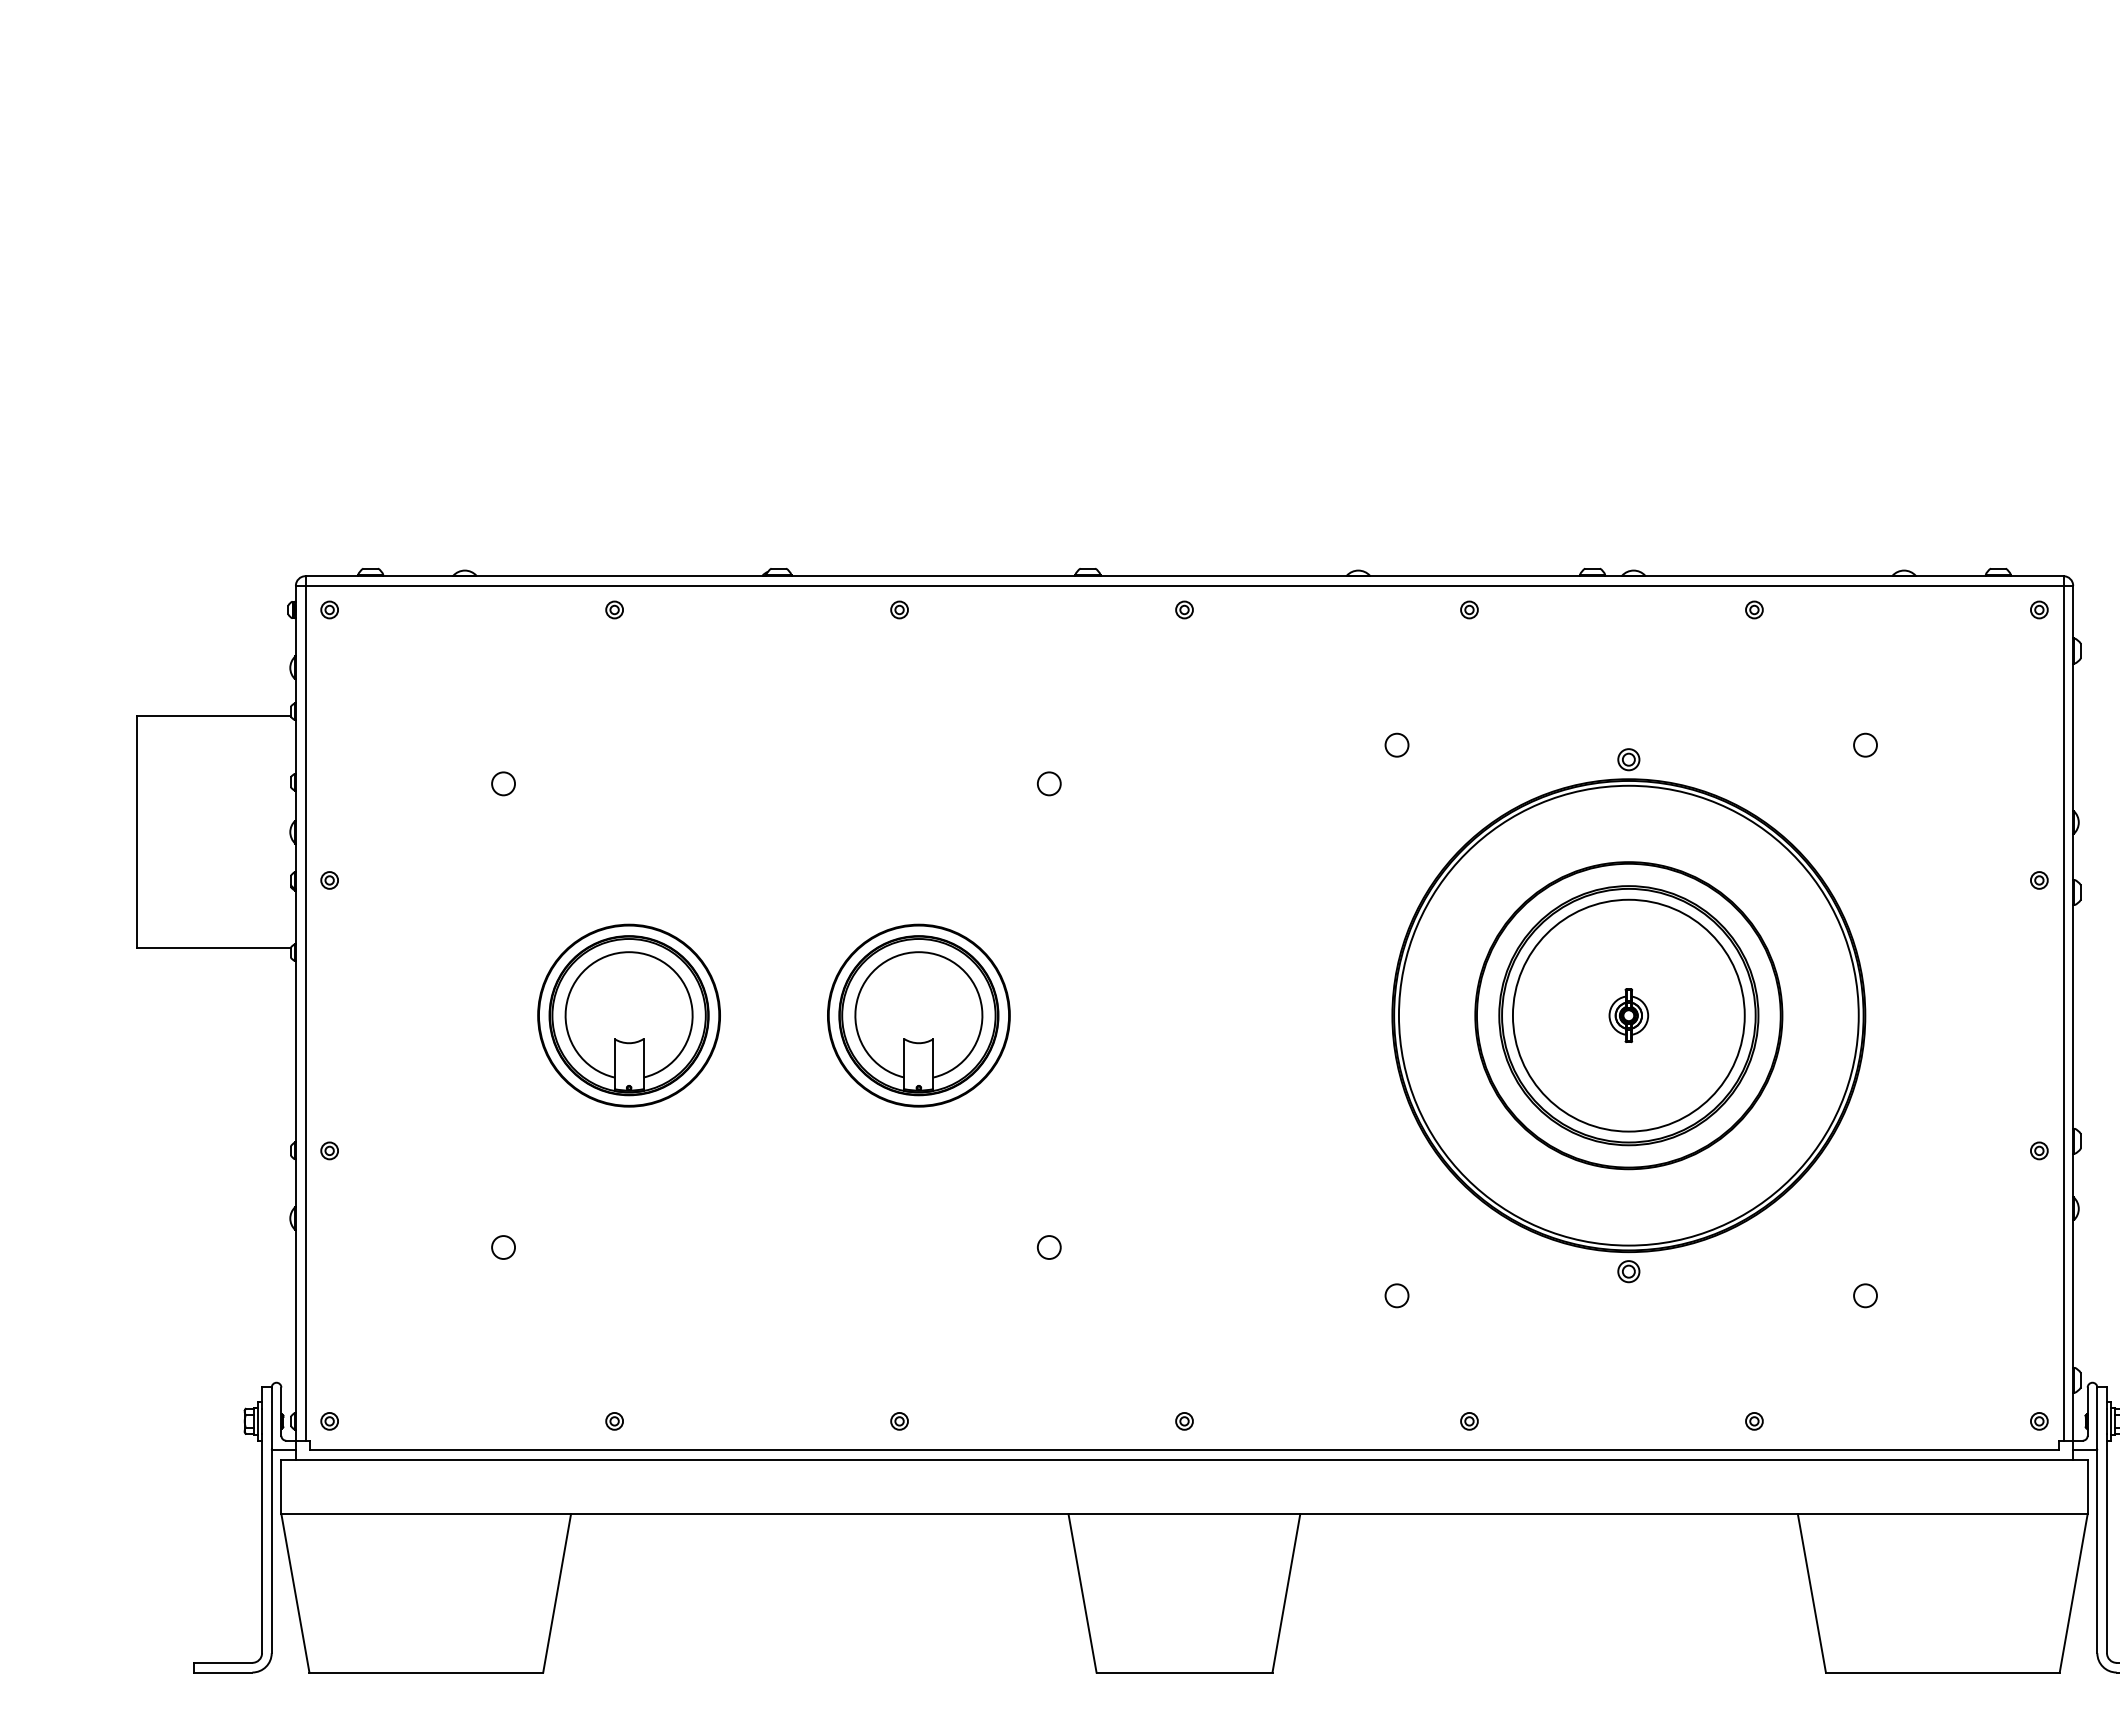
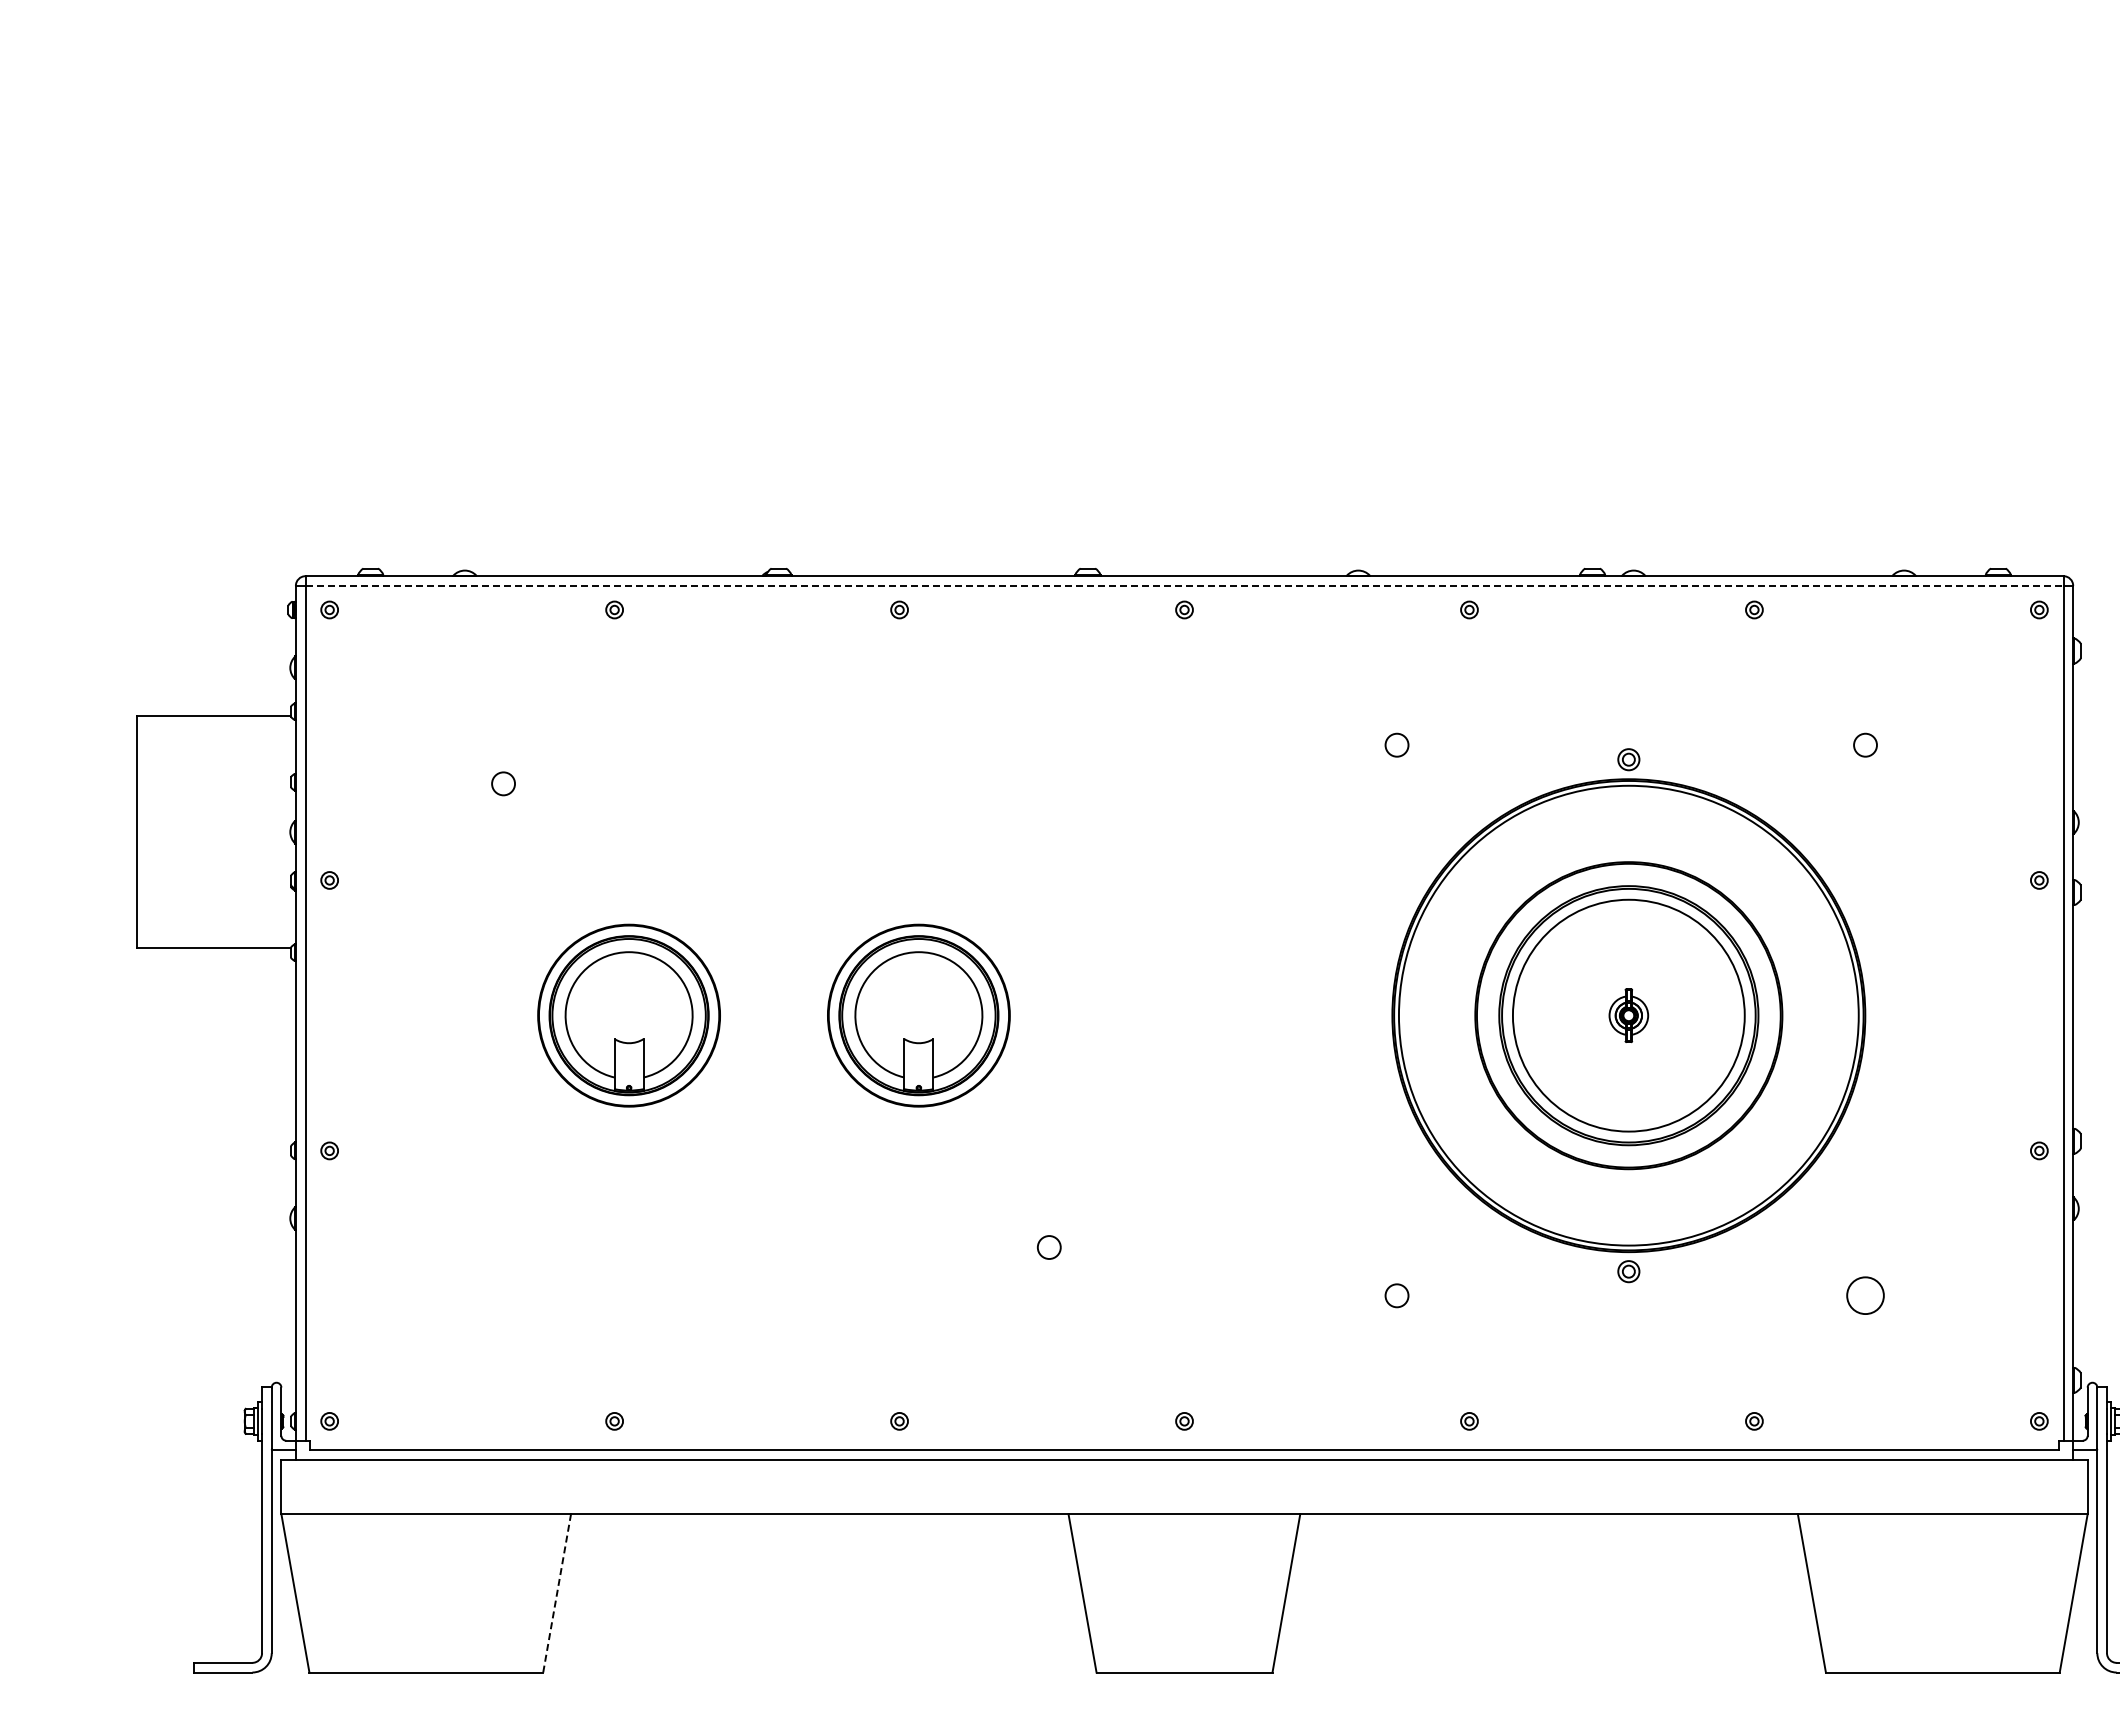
line: solid -> dashed (1184, 585)
circle: present -> none (1049, 783)
circle: present -> none (503, 1247)
circle size: 25x26 px -> 39x39 px (1865, 1295)
line: solid -> dashed (557, 1592)
